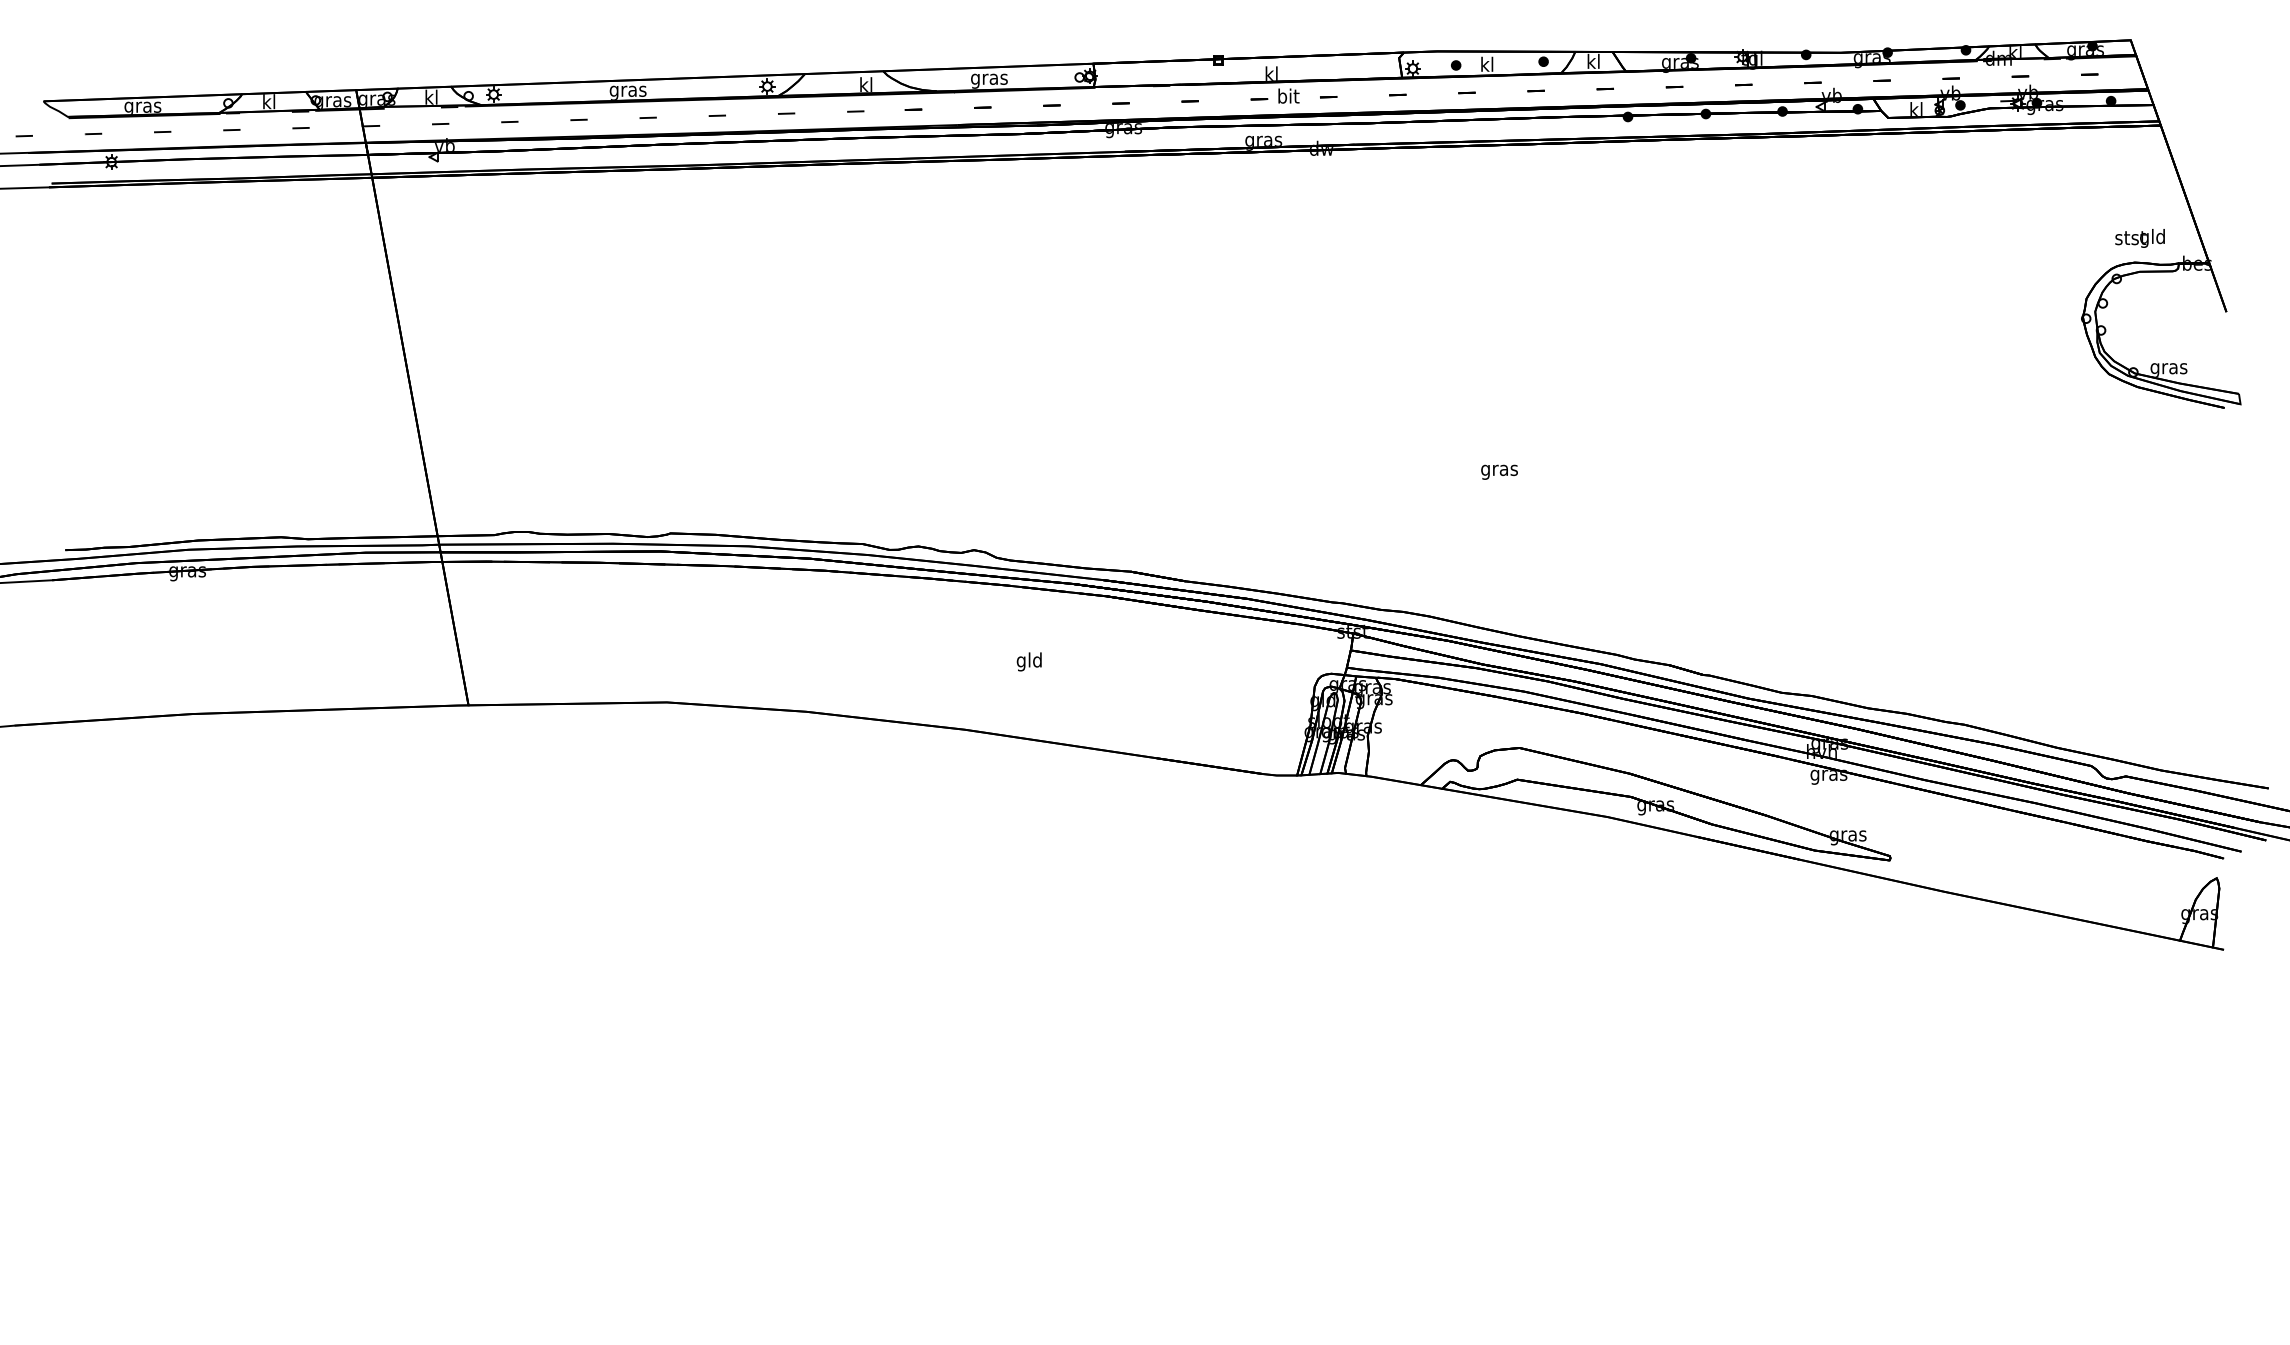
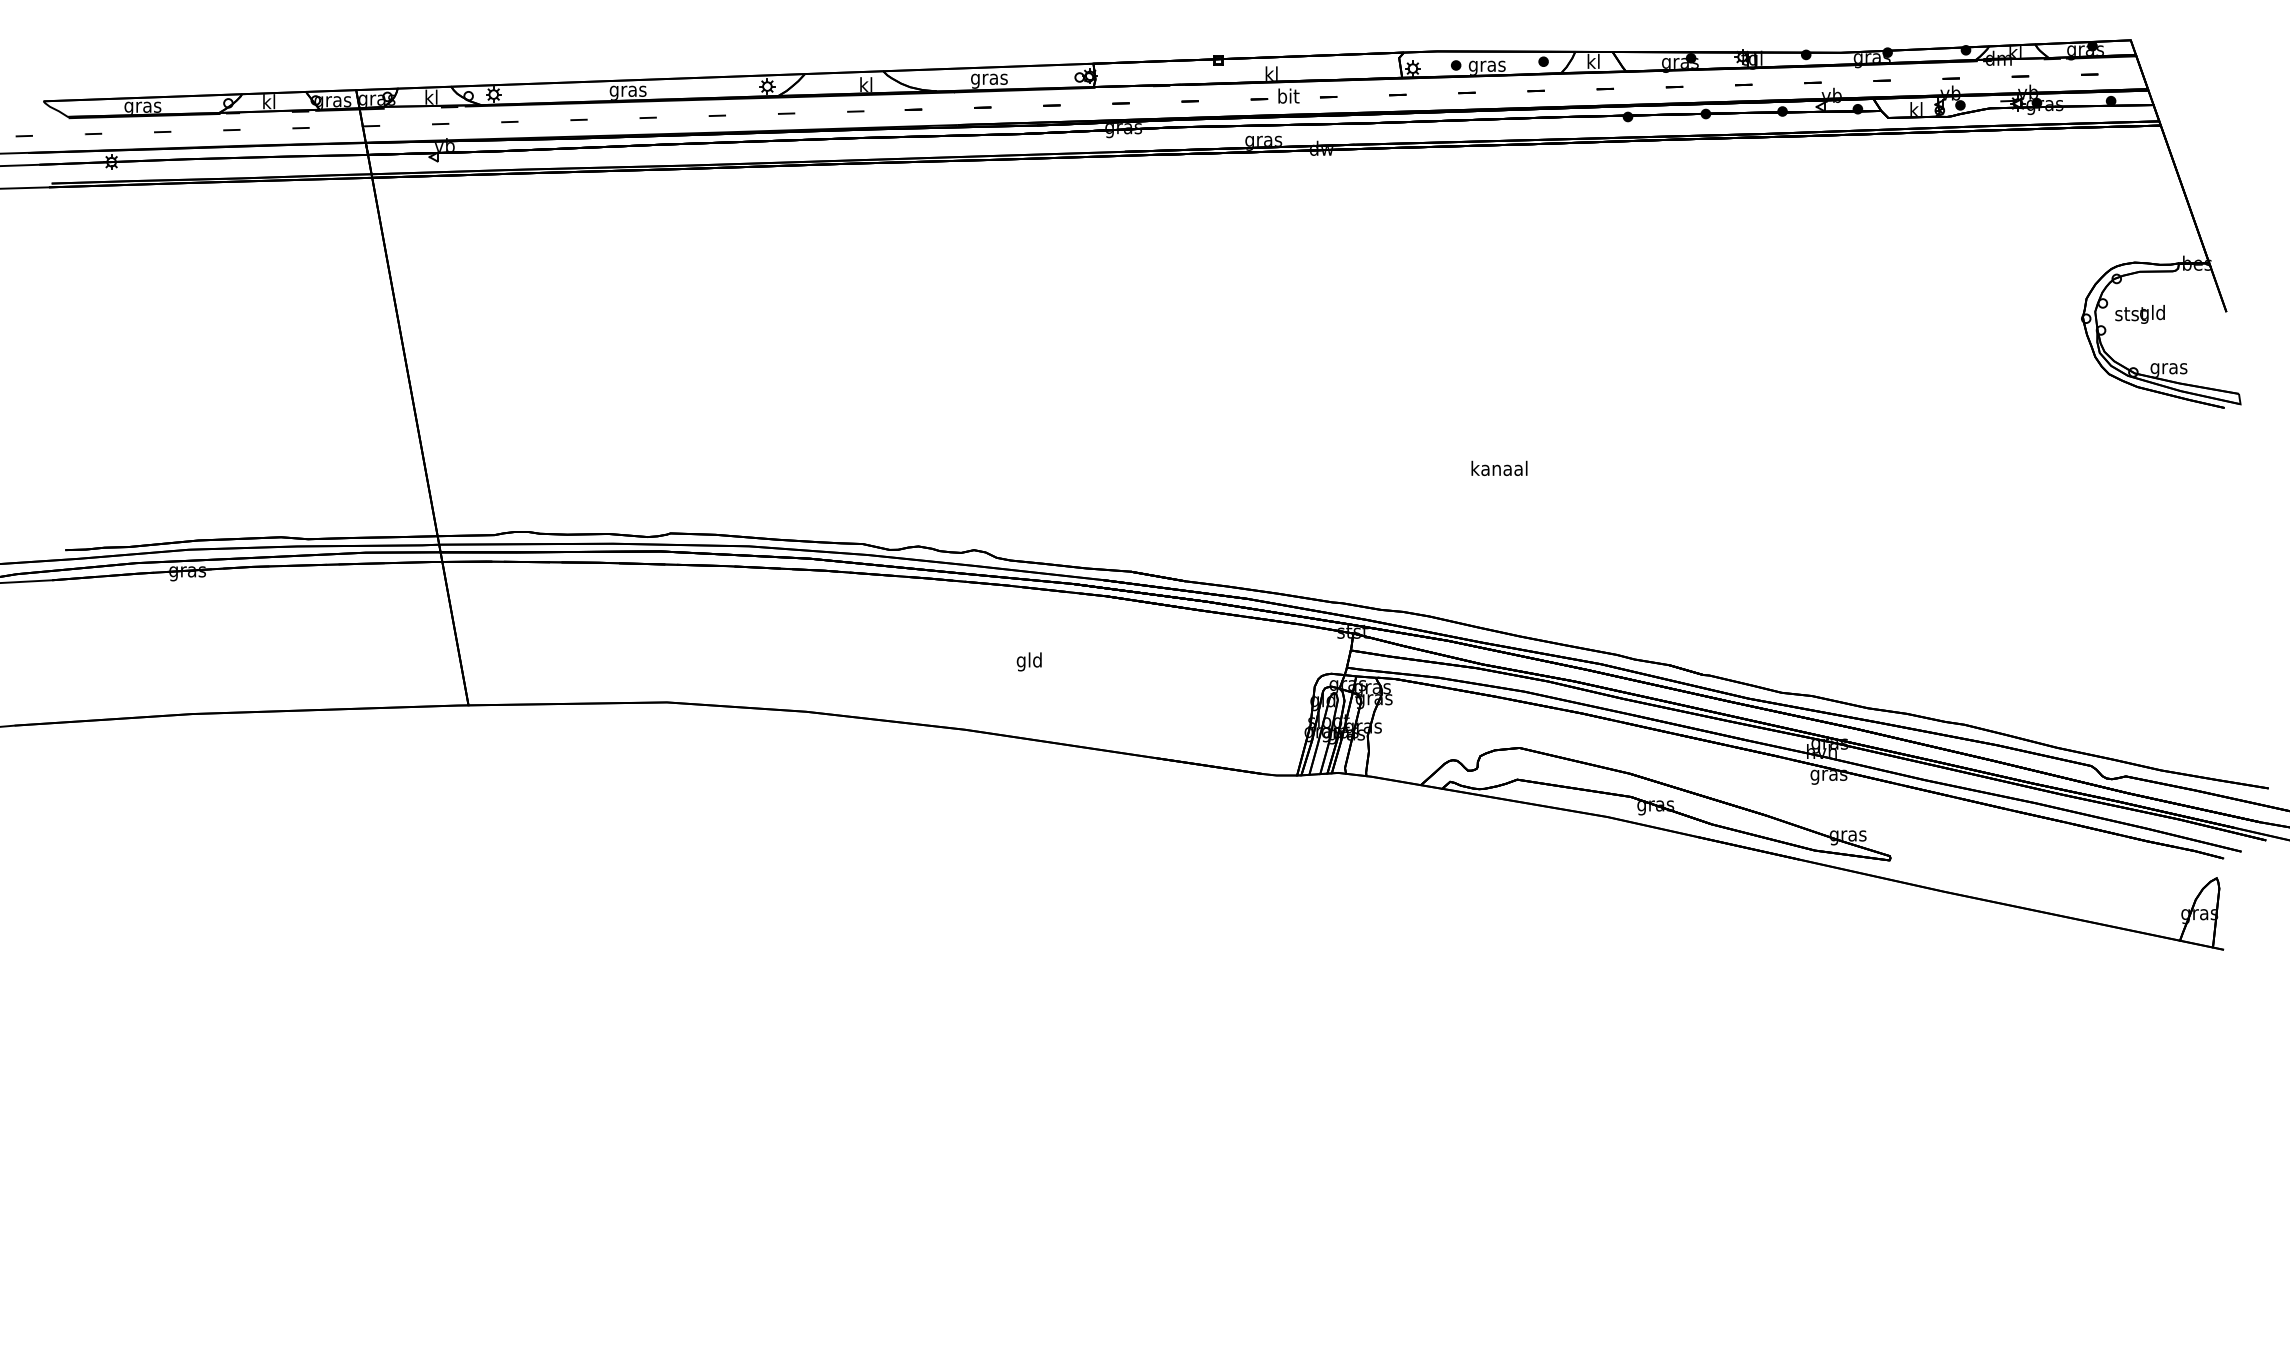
text: kl -> gras (1486, 65)
text position: (2139, 238) -> (2139, 314) (2139, 314)
text: gras -> kanaal (1499, 469)
